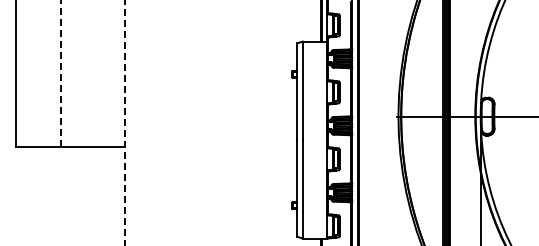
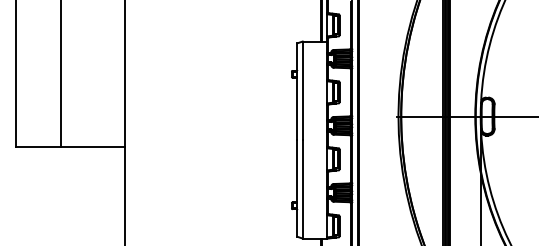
line: dashed -> solid (61, 73)
line: dashed -> solid (124, 123)
